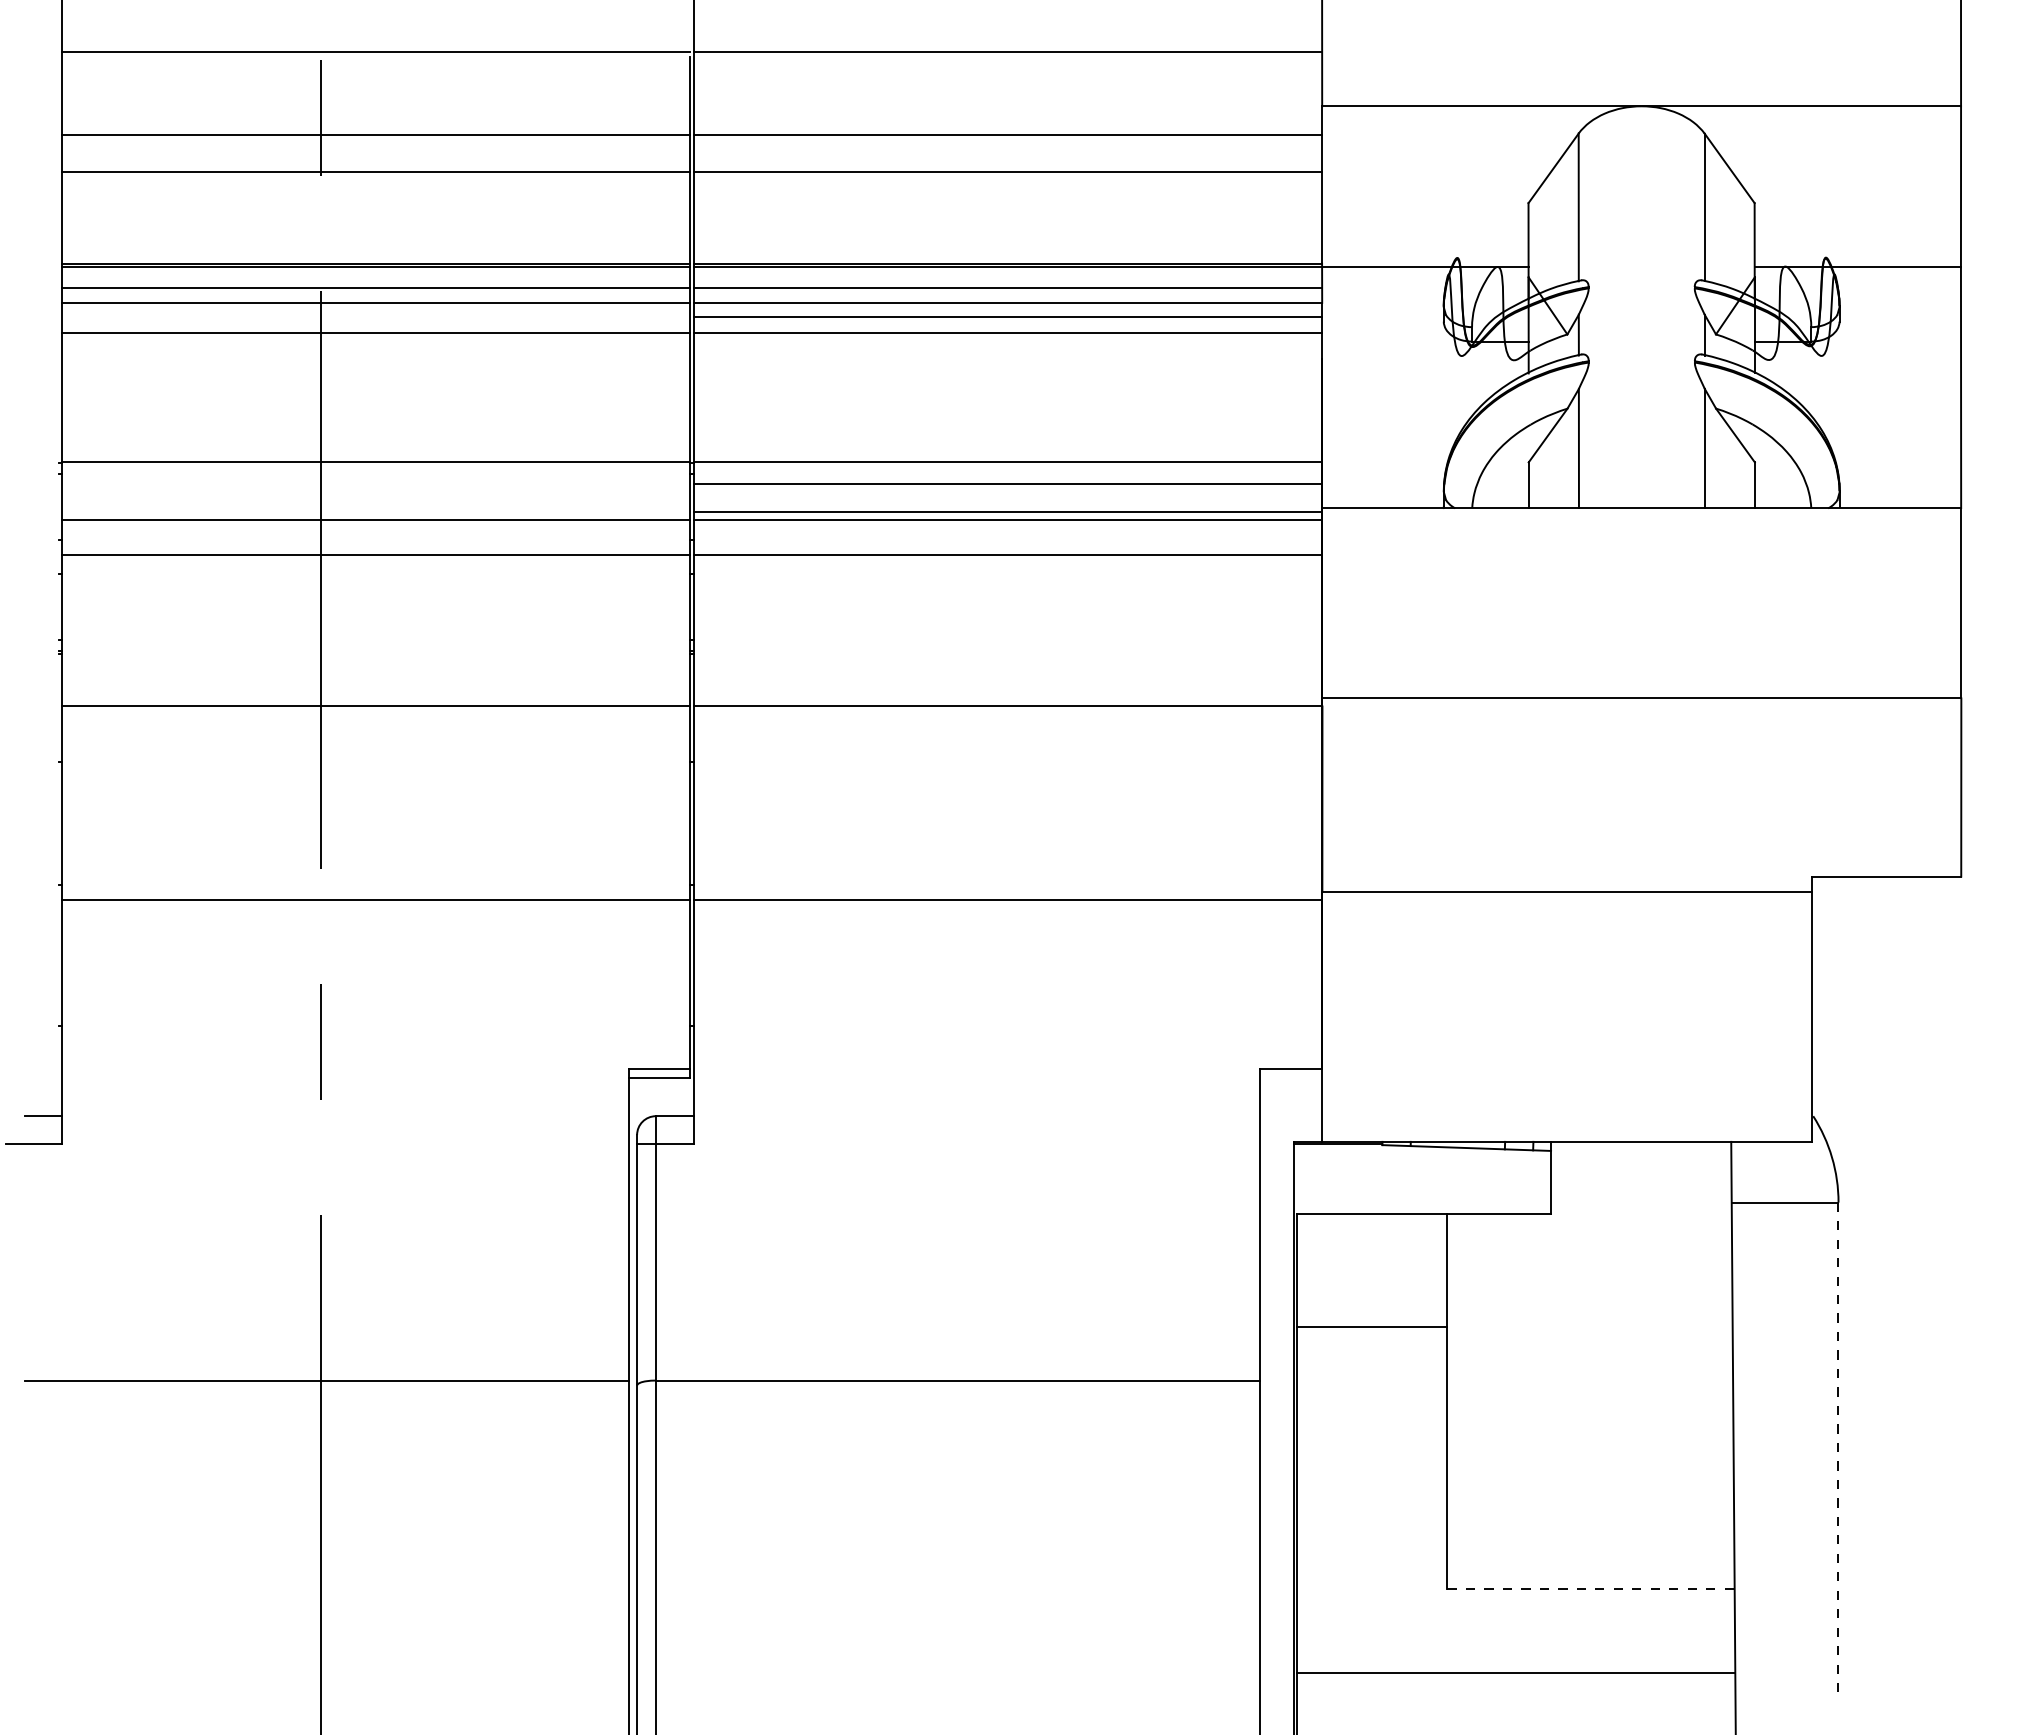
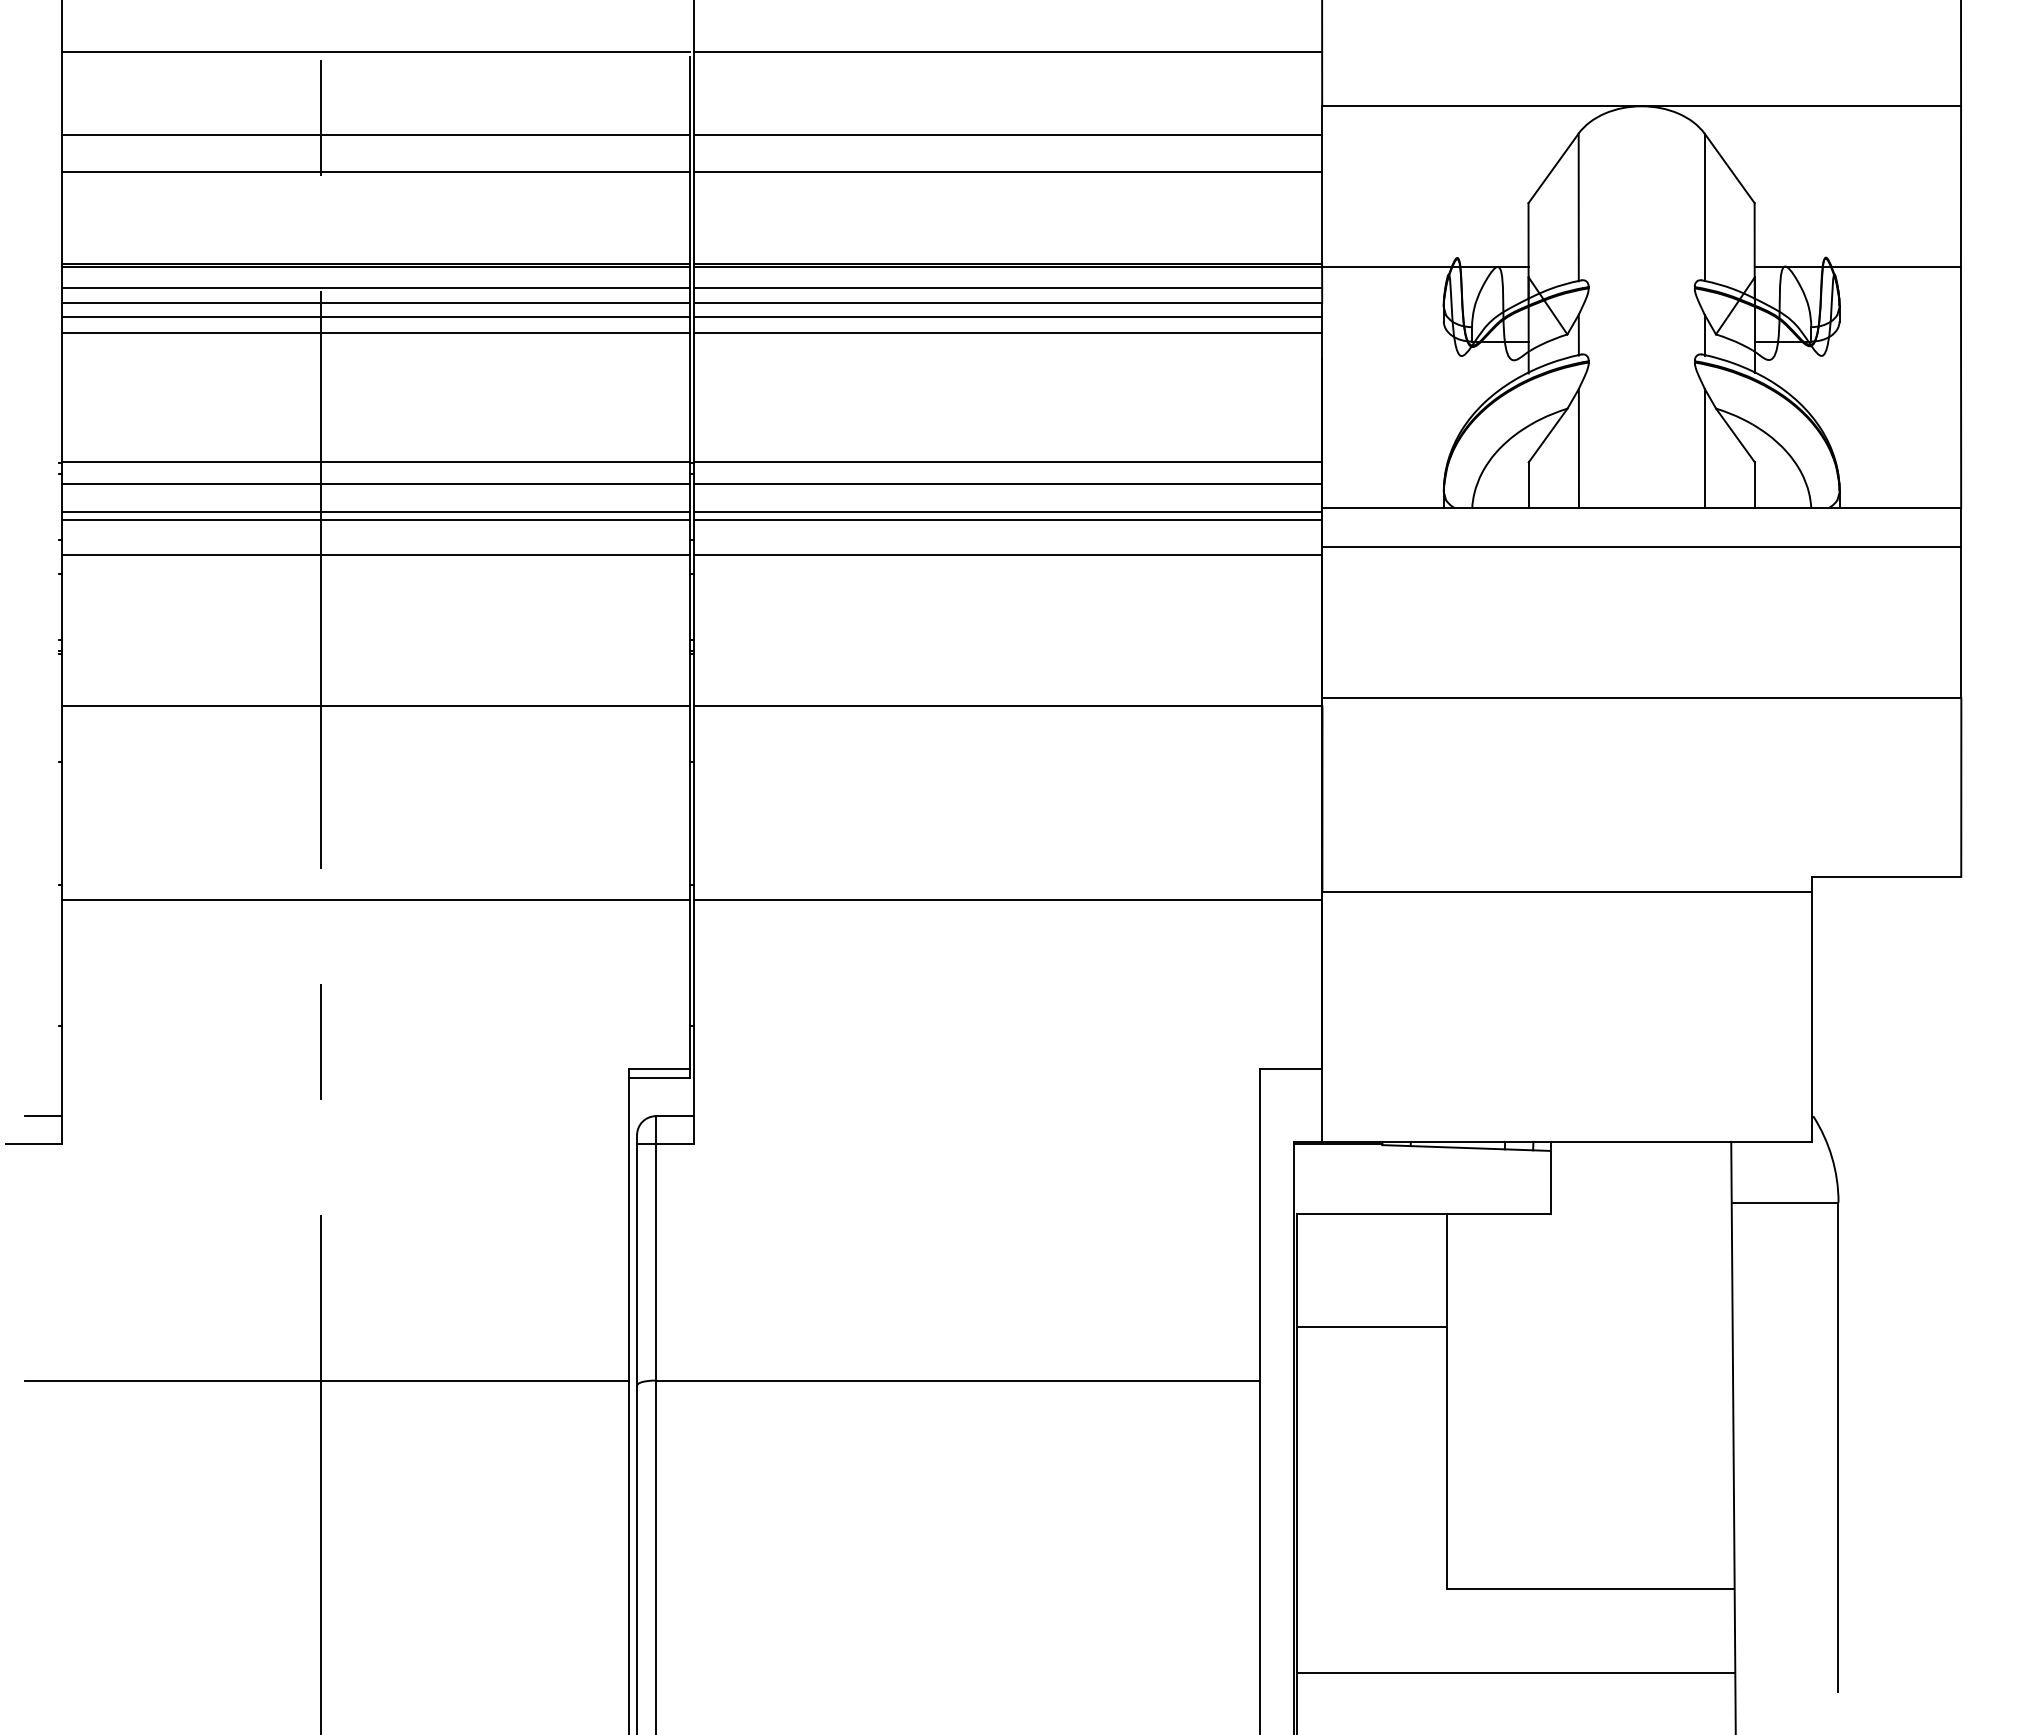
line: none -> present (376, 316)
line: none -> present (376, 483)
line: none -> present (376, 512)
line: none -> present (1641, 546)
line: dashed -> solid (1838, 1447)
line: dashed -> solid (1591, 1588)
